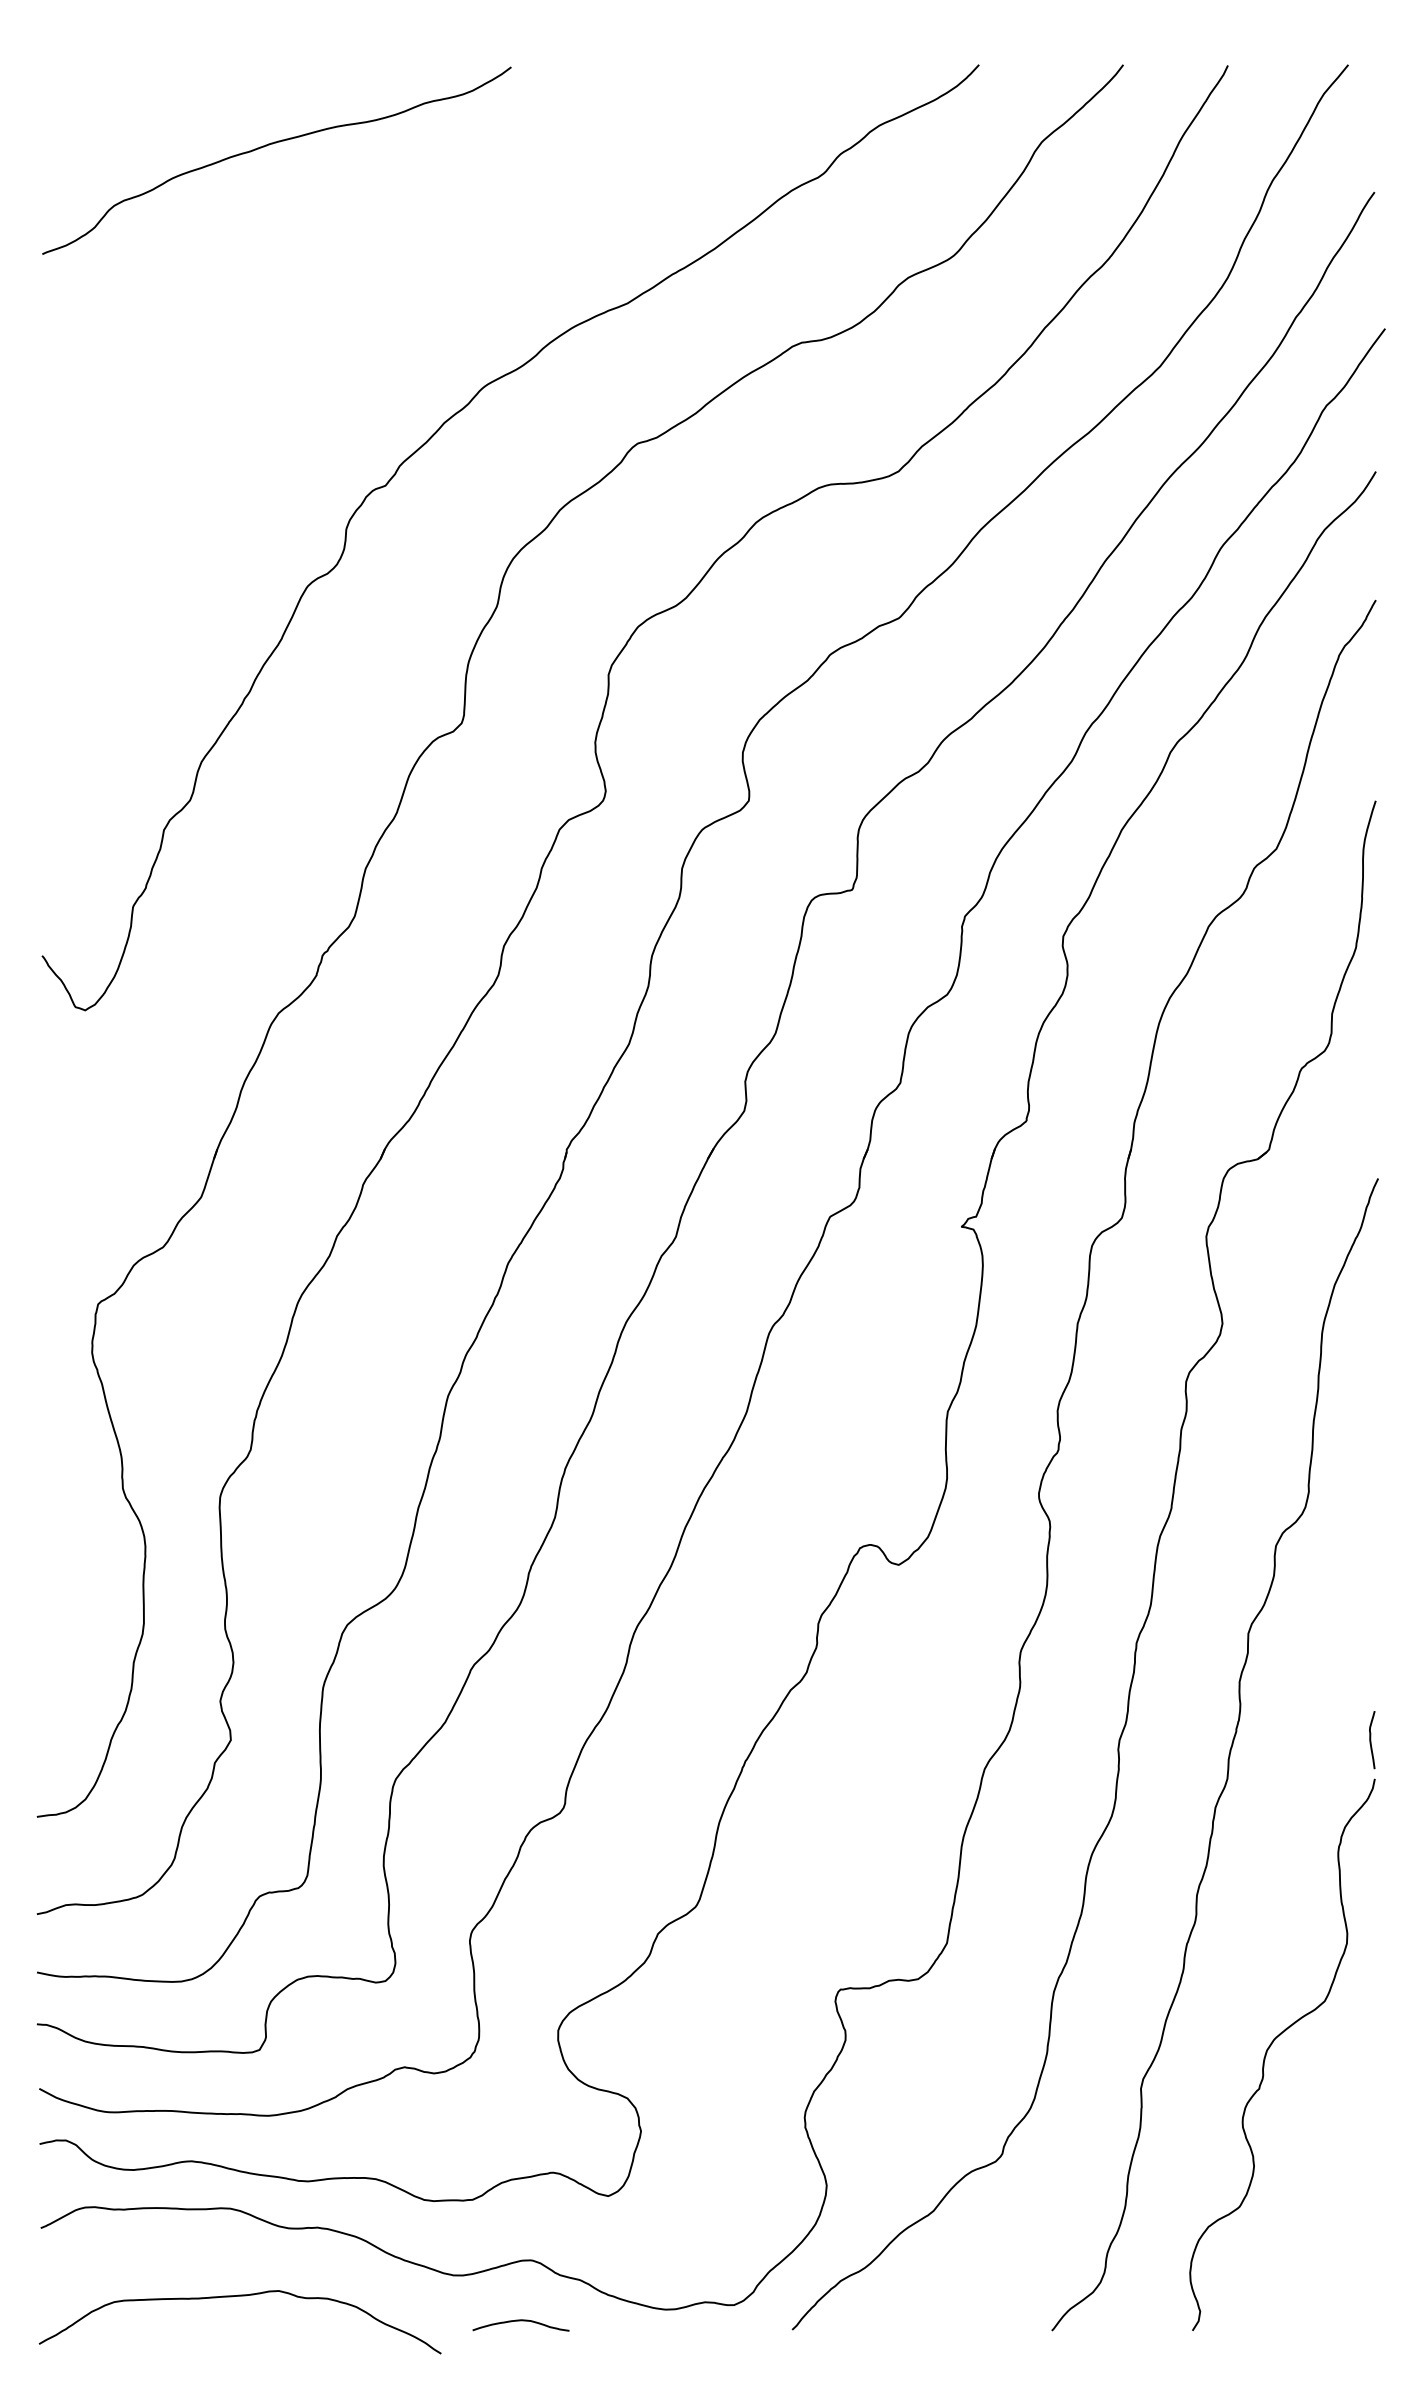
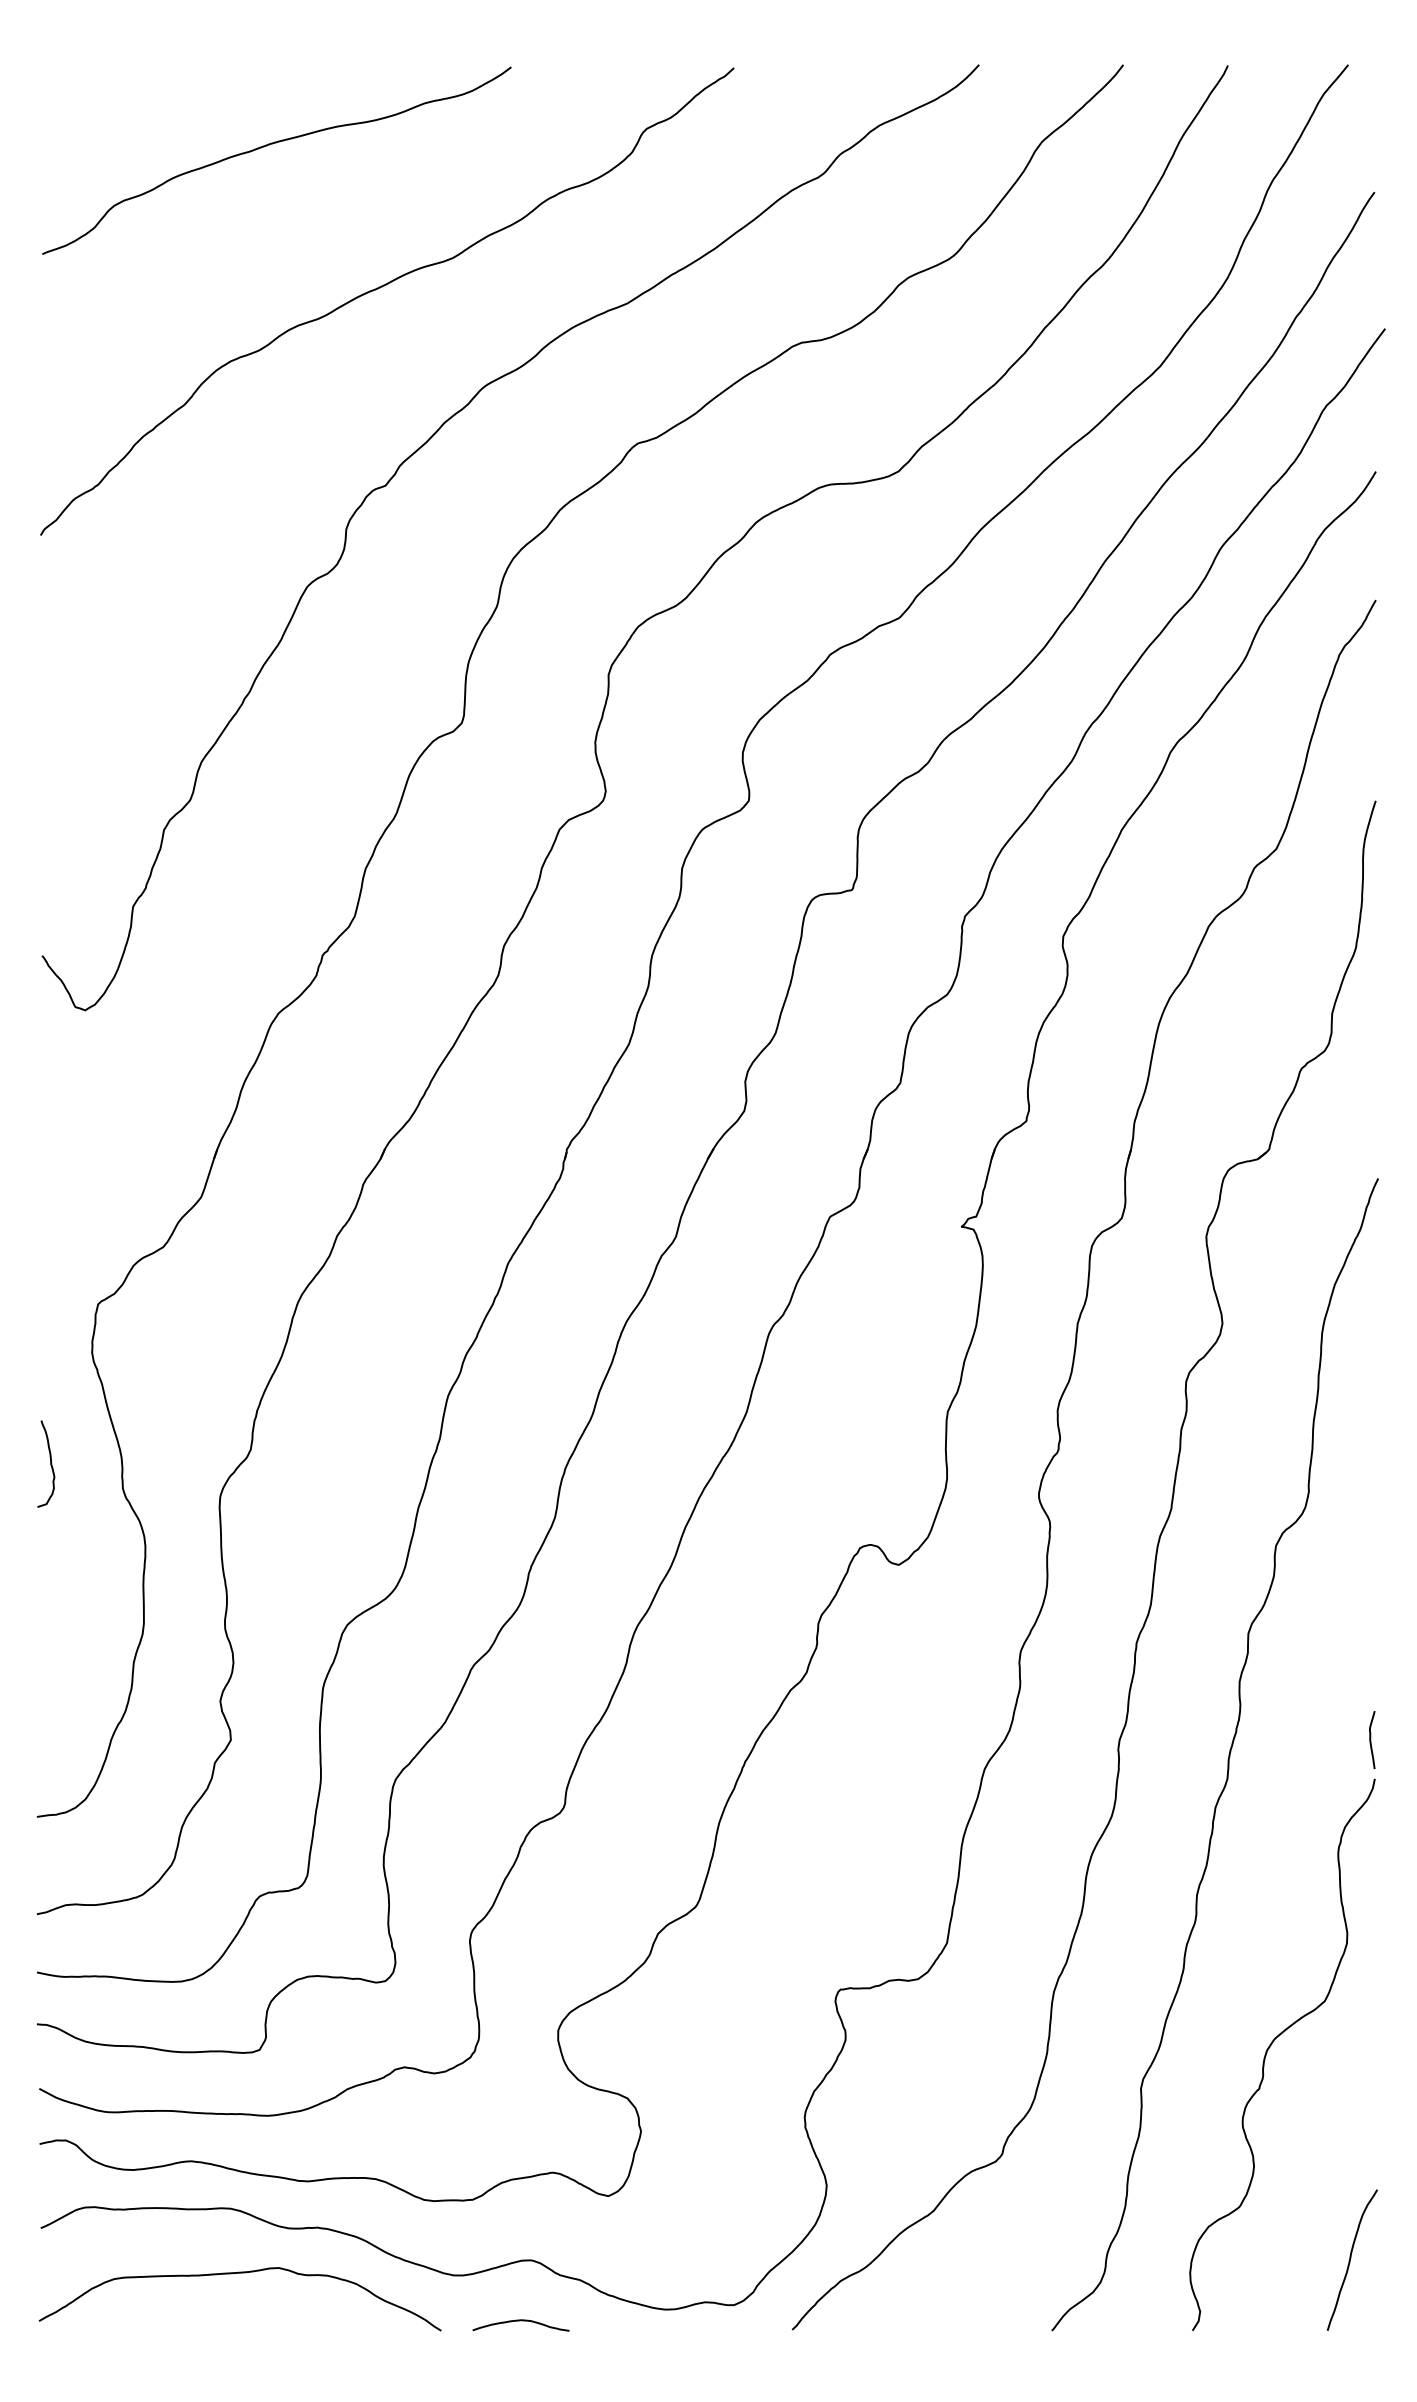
curve: none -> present (380, 288)
curve: none -> present (50, 1463)
curve: none -> present (1351, 2258)
curve position: (232, 2297) -> (232, 2274) (232, 2274)
